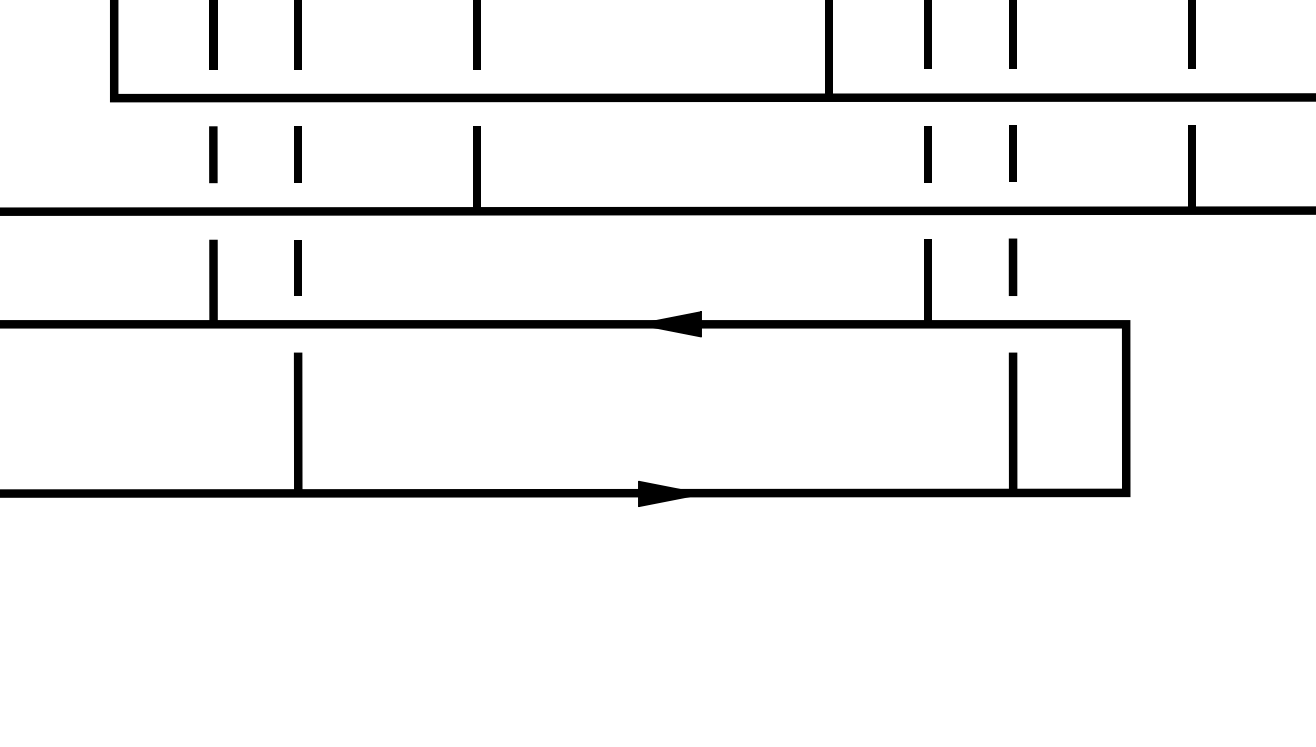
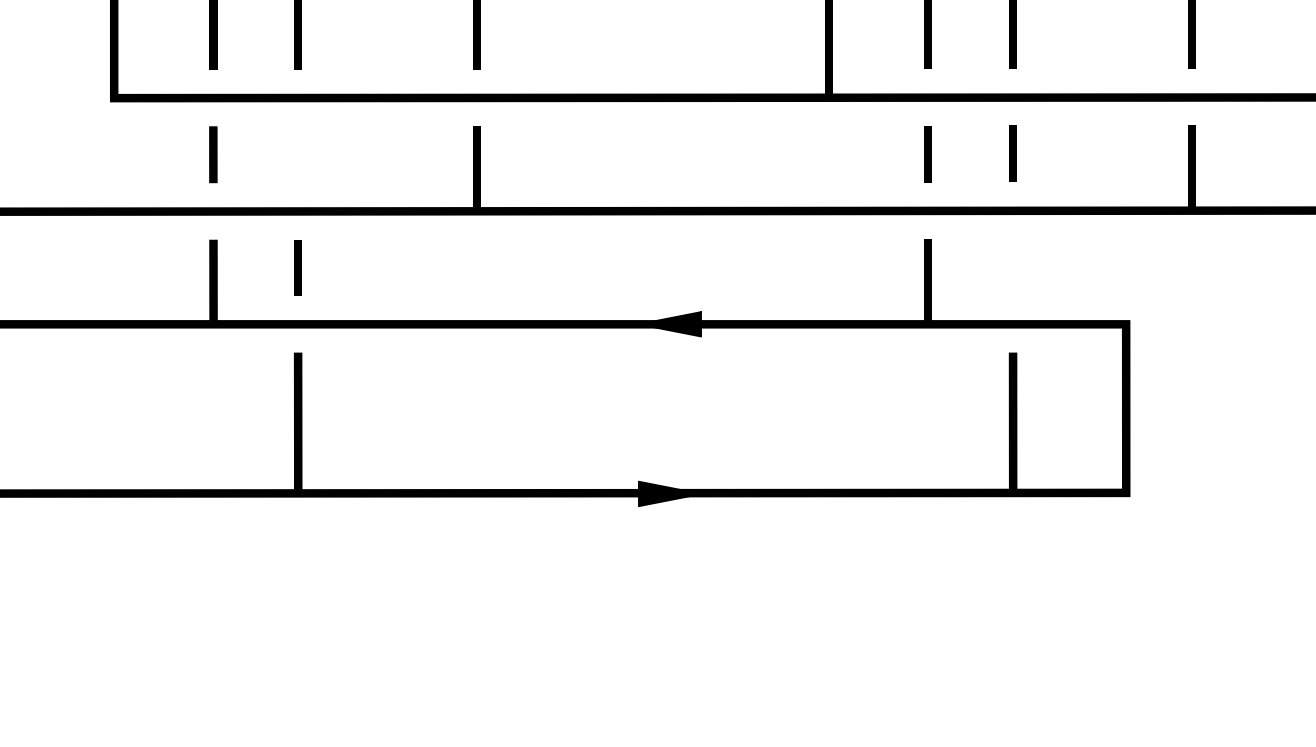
line: present -> none (297, 154)
line: present -> none (1012, 266)
